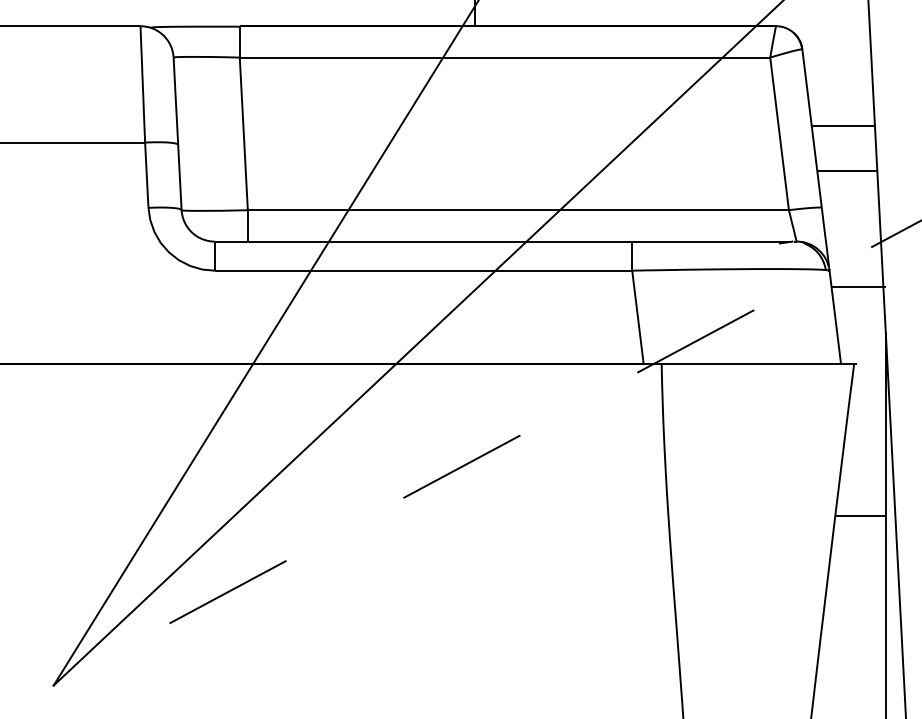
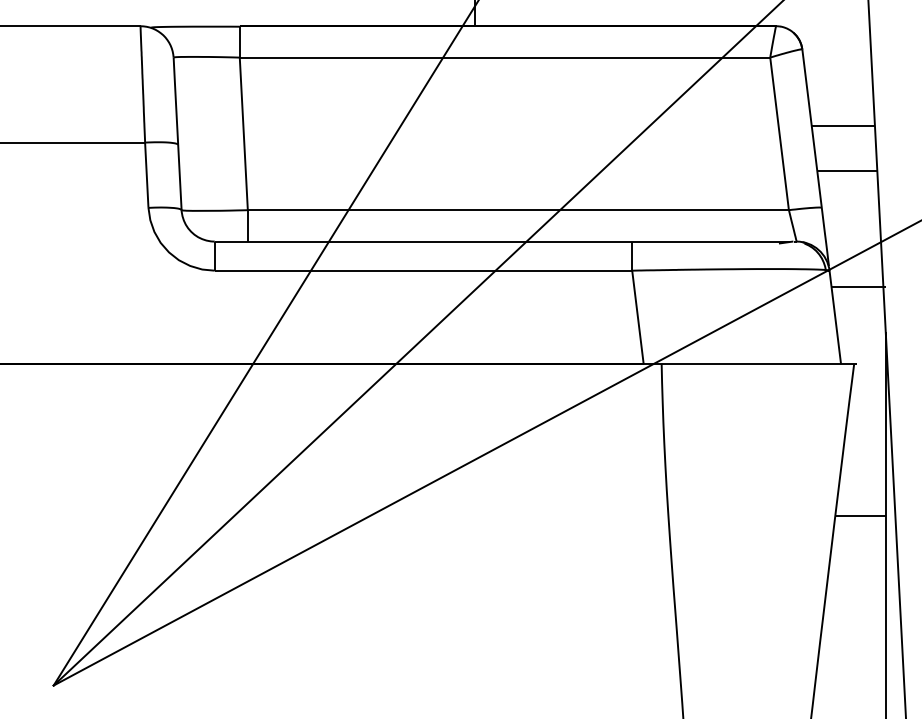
line: dashed -> solid (487, 453)
